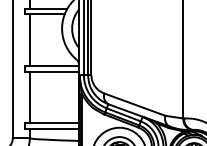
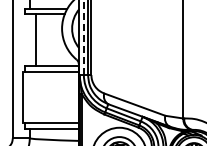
line: solid -> dashed (83, 37)
line position: (29, 40) -> (35, 40) (35, 40)
line position: (29, 97) -> (22, 97) (22, 97)
